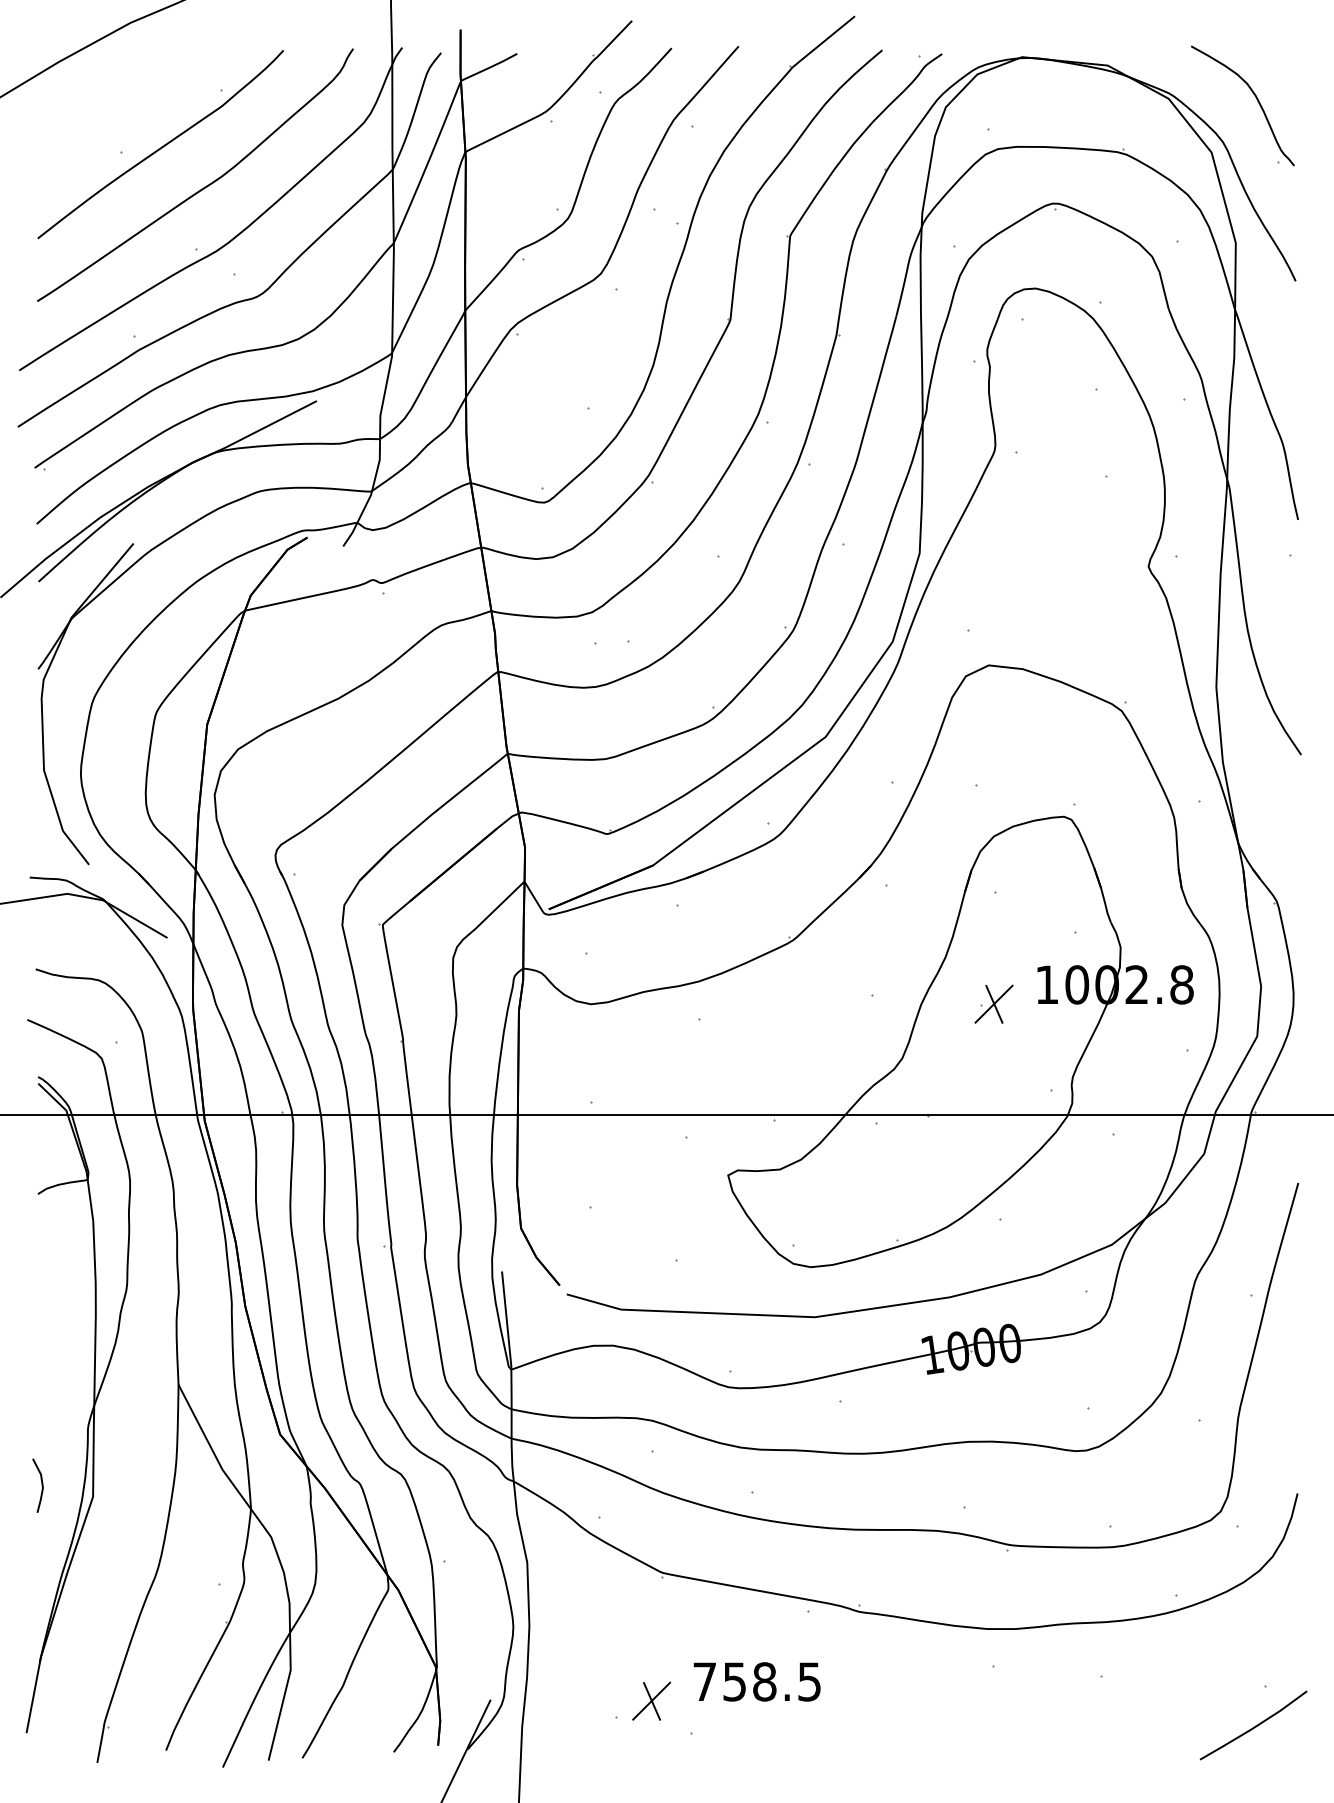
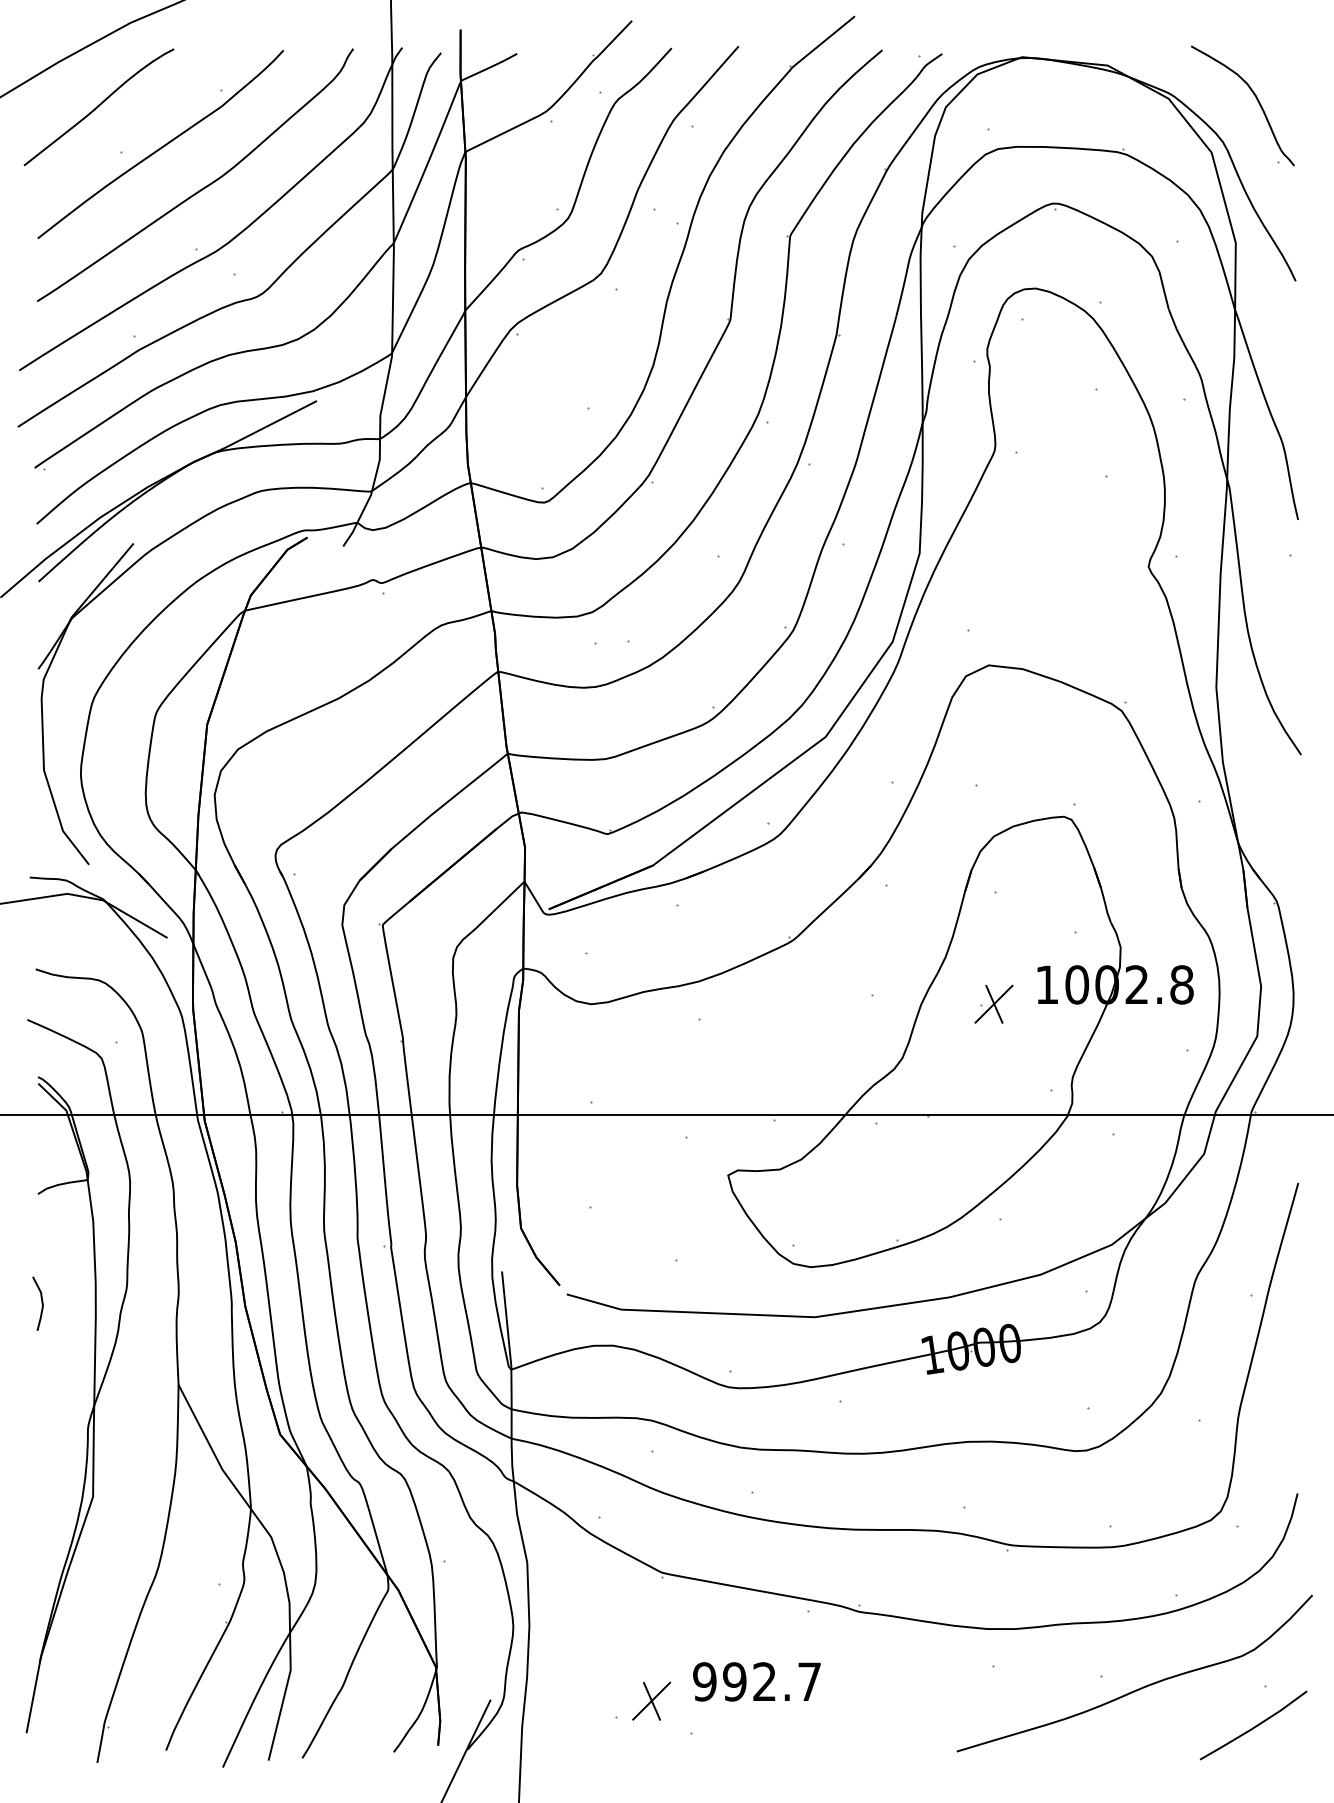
curve: none -> present (98, 107)
line position: (41, 1485) -> (41, 1303) (41, 1303)
text: 758.5 -> 992.7 (756, 1681)
curve: none -> present (1140, 1687)
